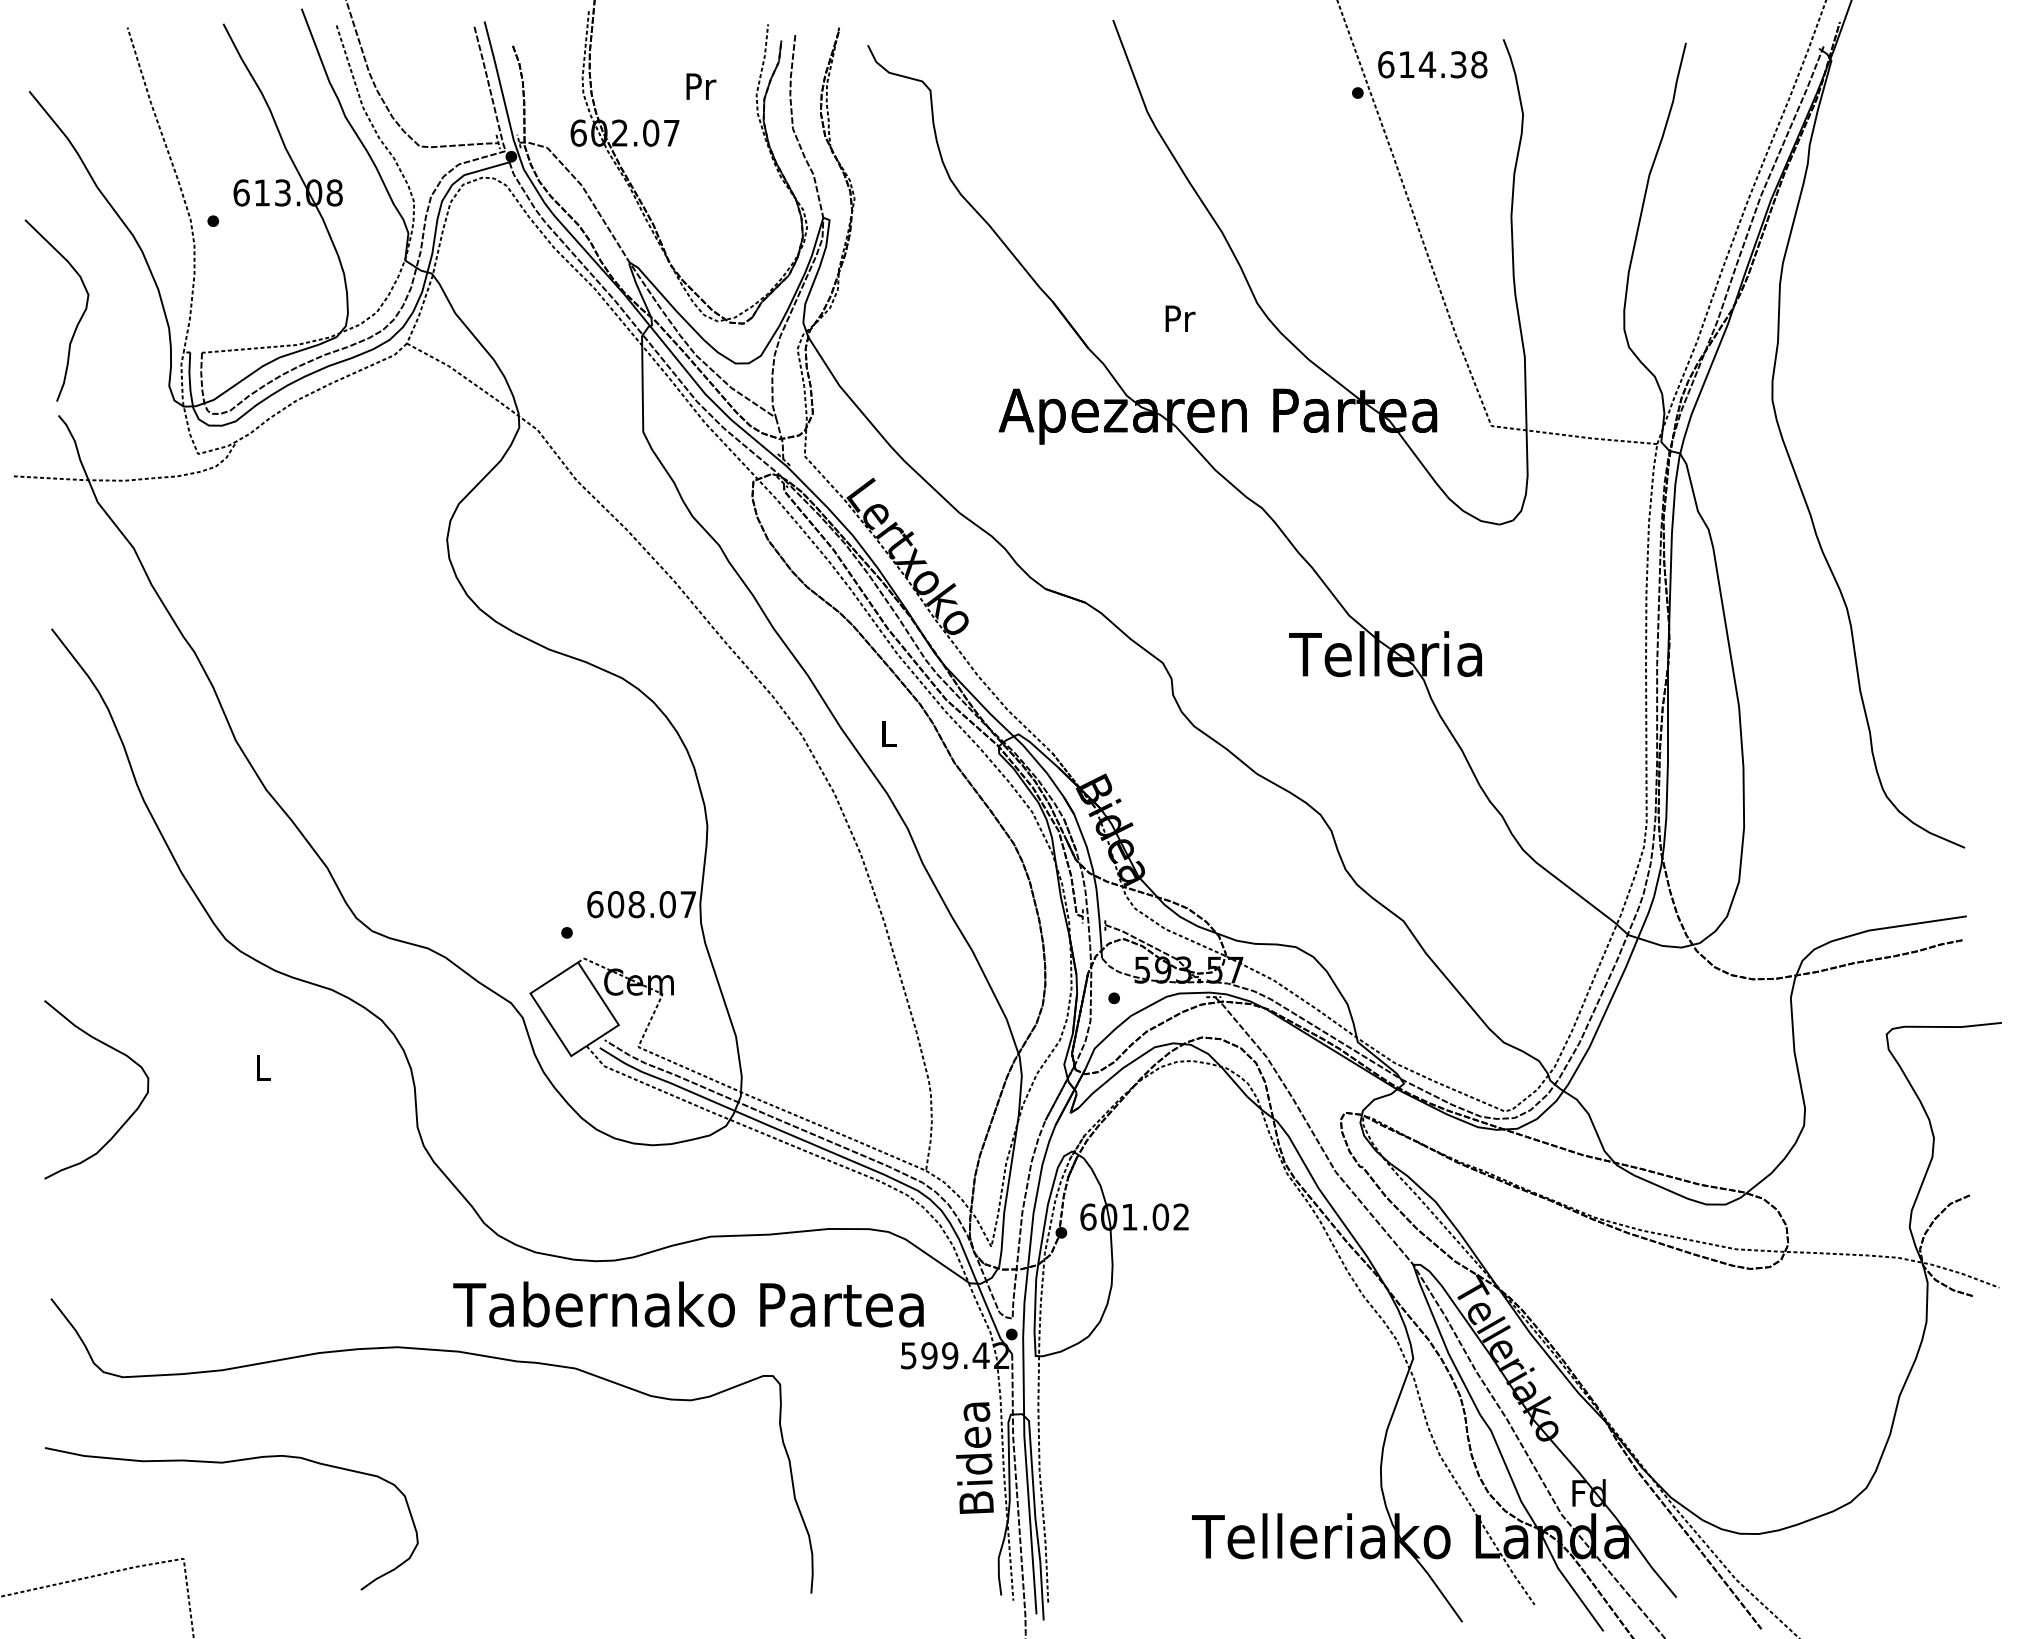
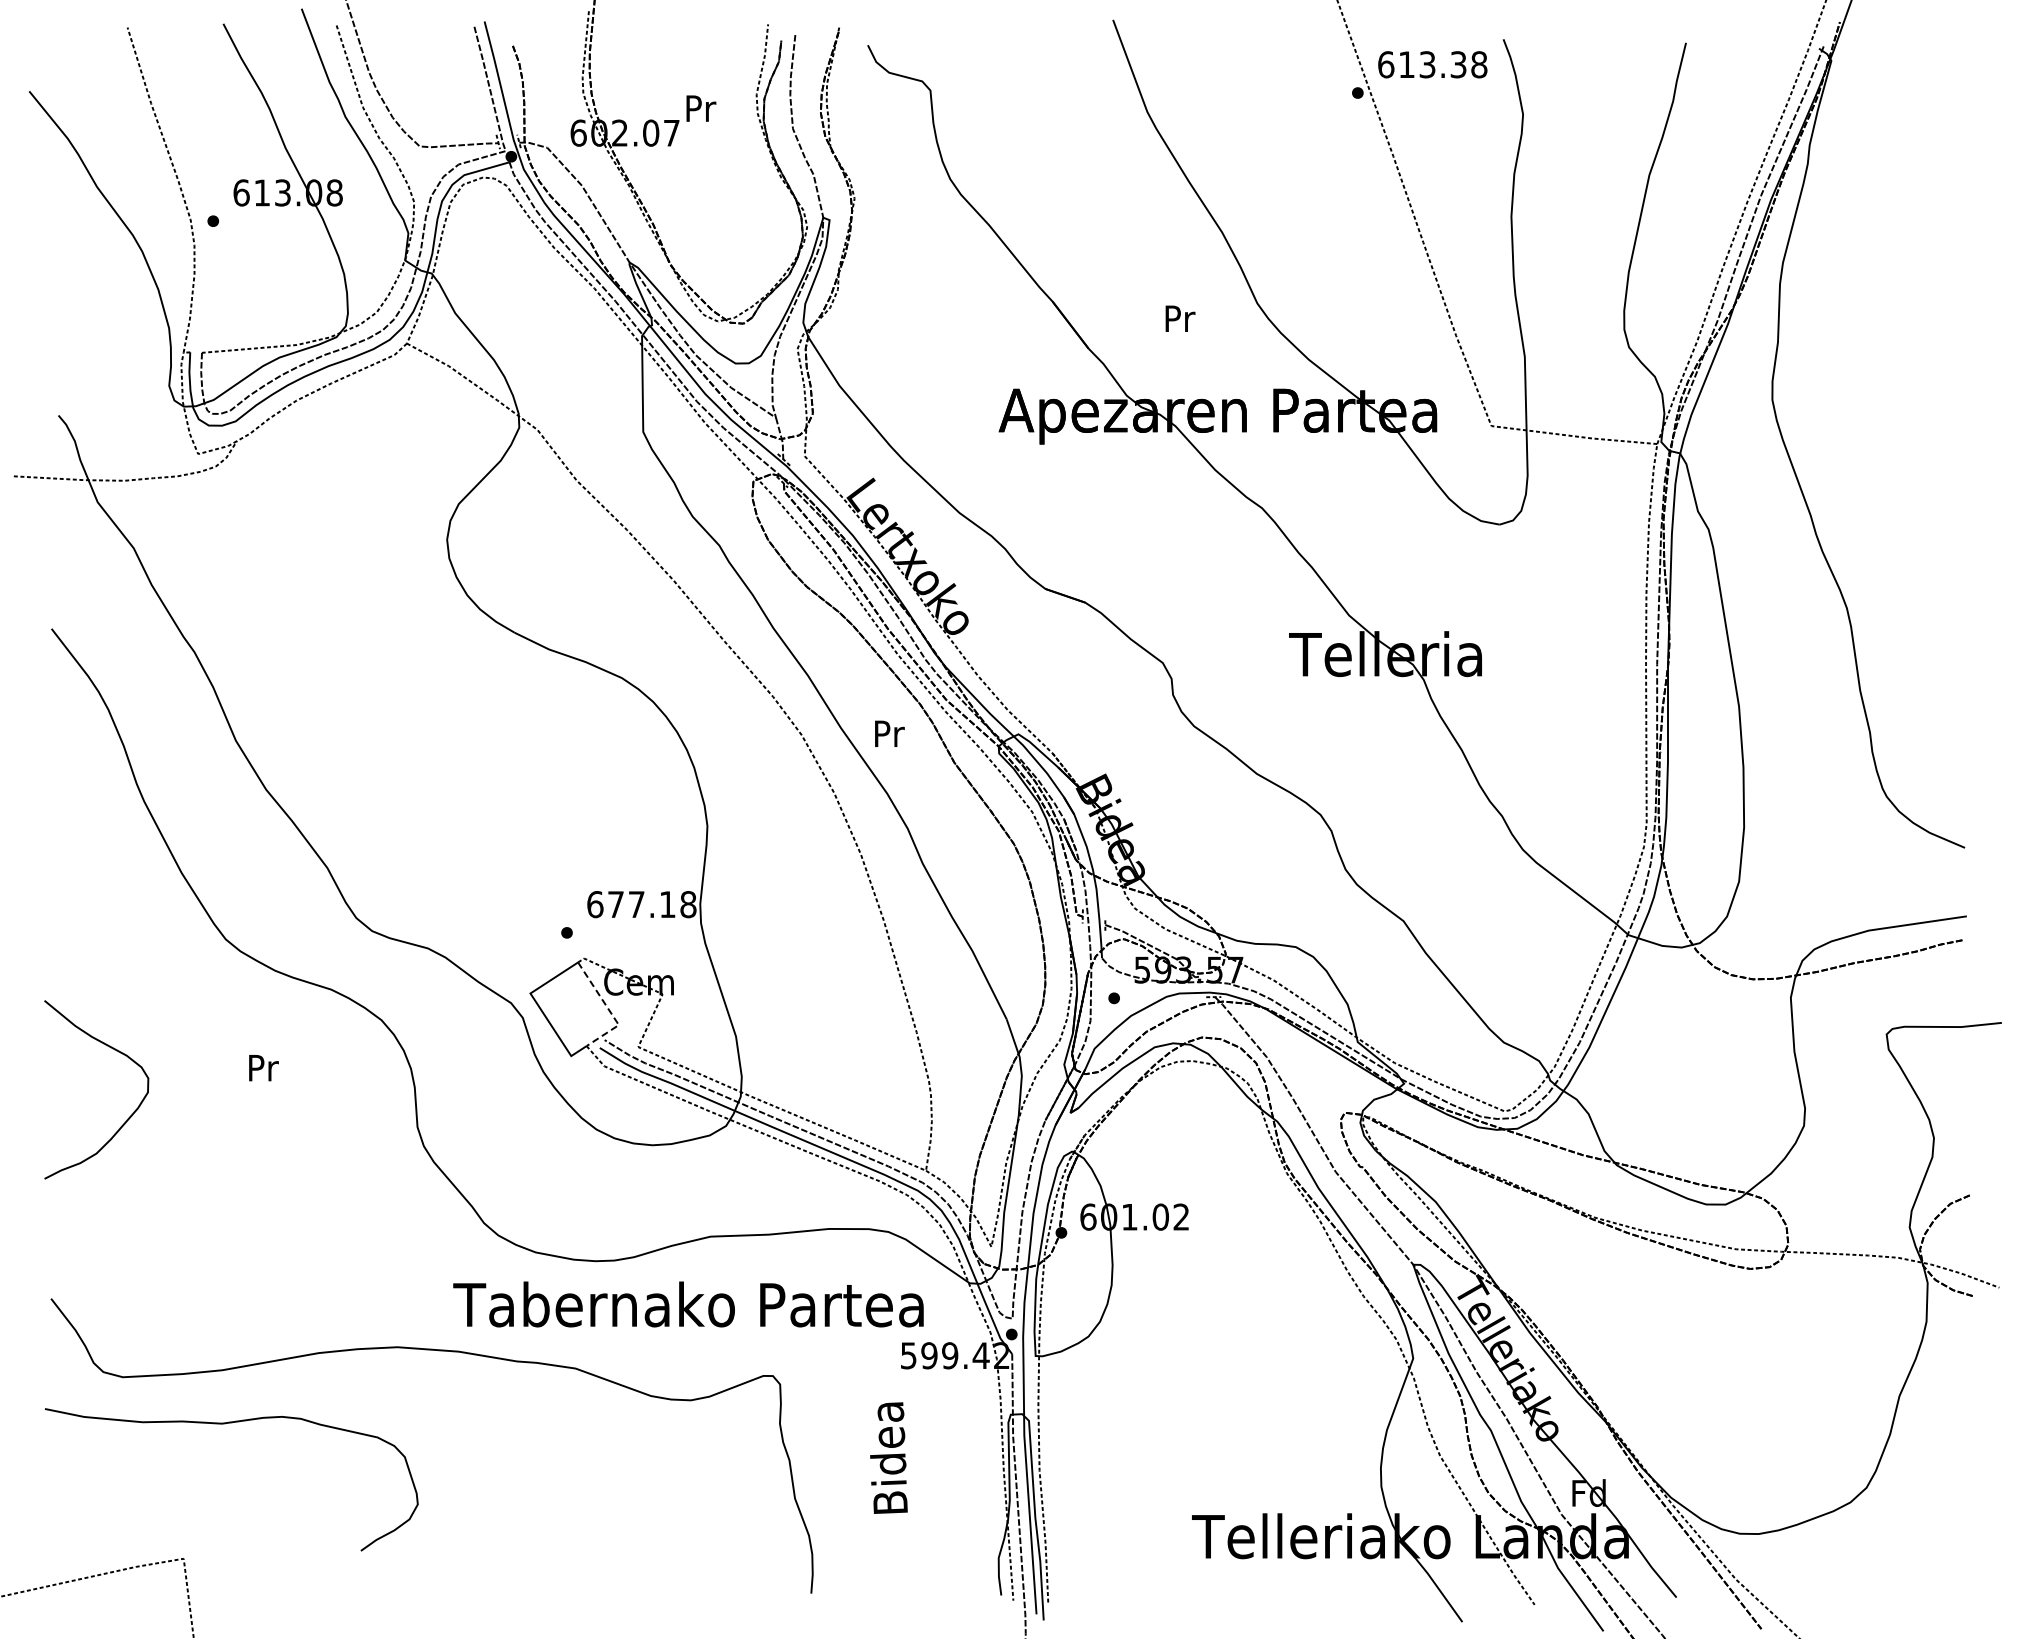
text: 614.38 -> 613.38 (1427, 64)
text position: (701, 86) -> (701, 108) (701, 108)
curve: present -> none (76, 324)
text: L -> Pr (889, 733)
text: 608.07 -> 677.18 (651, 904)
line: solid -> dashed (609, 1010)
text: L -> Pr (263, 1068)
text position: (974, 1457) -> (888, 1457) (888, 1457)
curve position: (225, 1463) -> (225, 1424) (225, 1424)
